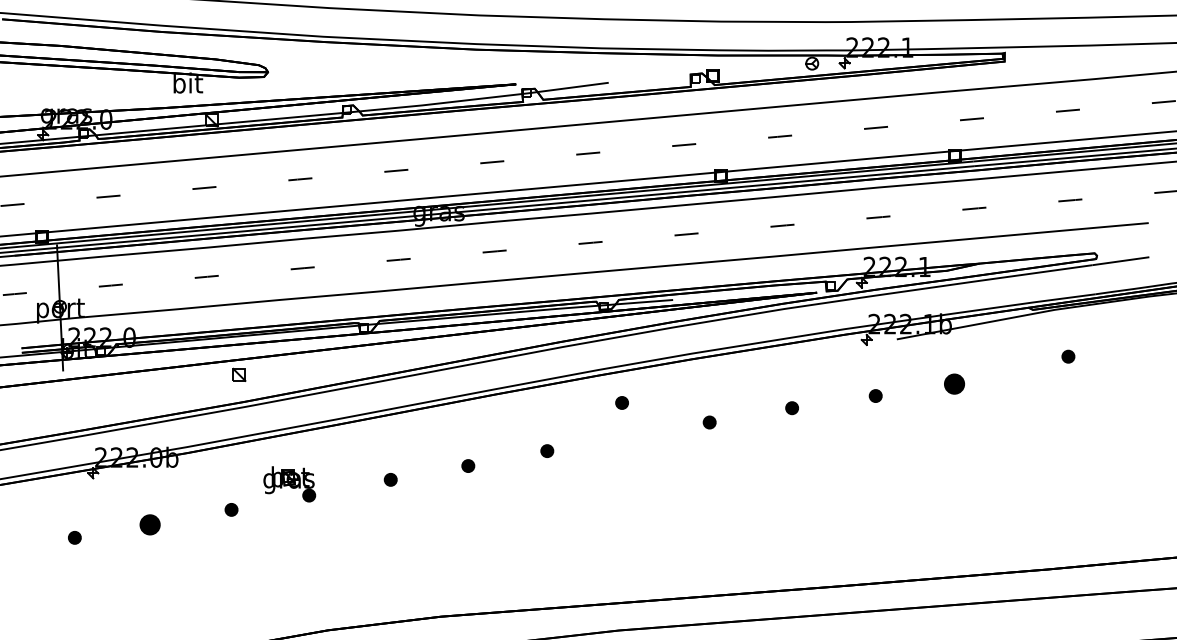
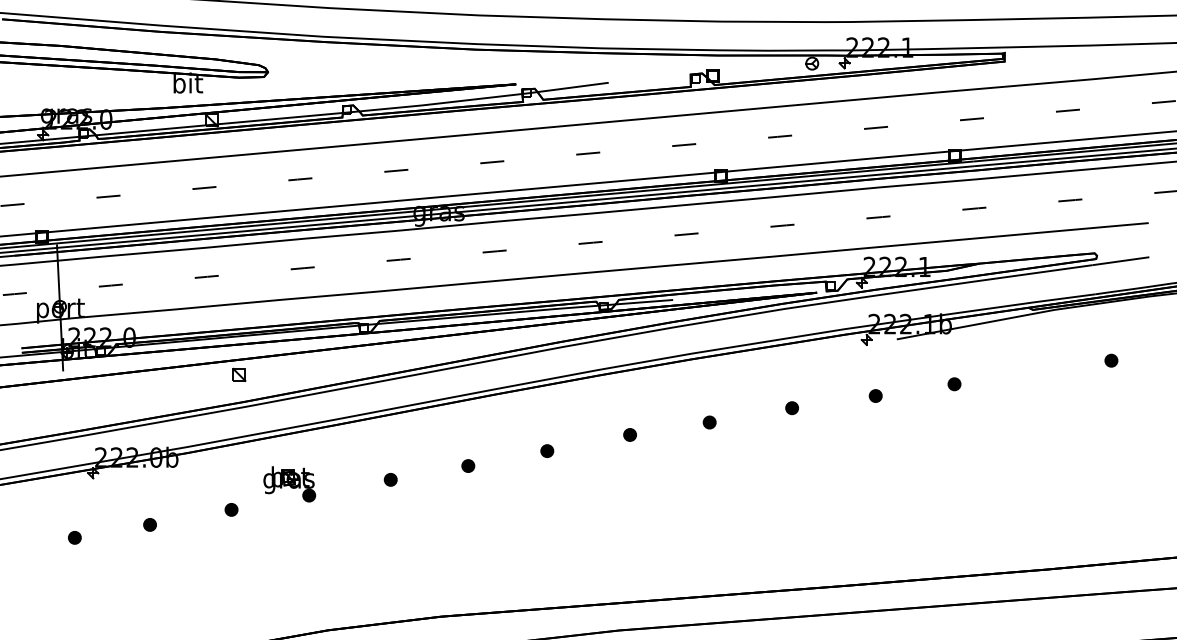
part position: (1068, 356) -> (1111, 360) (1111, 360)
part size: 21x22 px -> 15x15 px (954, 384)
part position: (621, 402) -> (629, 434) (629, 434)
part size: 22x22 px -> 14x14 px (149, 524)
